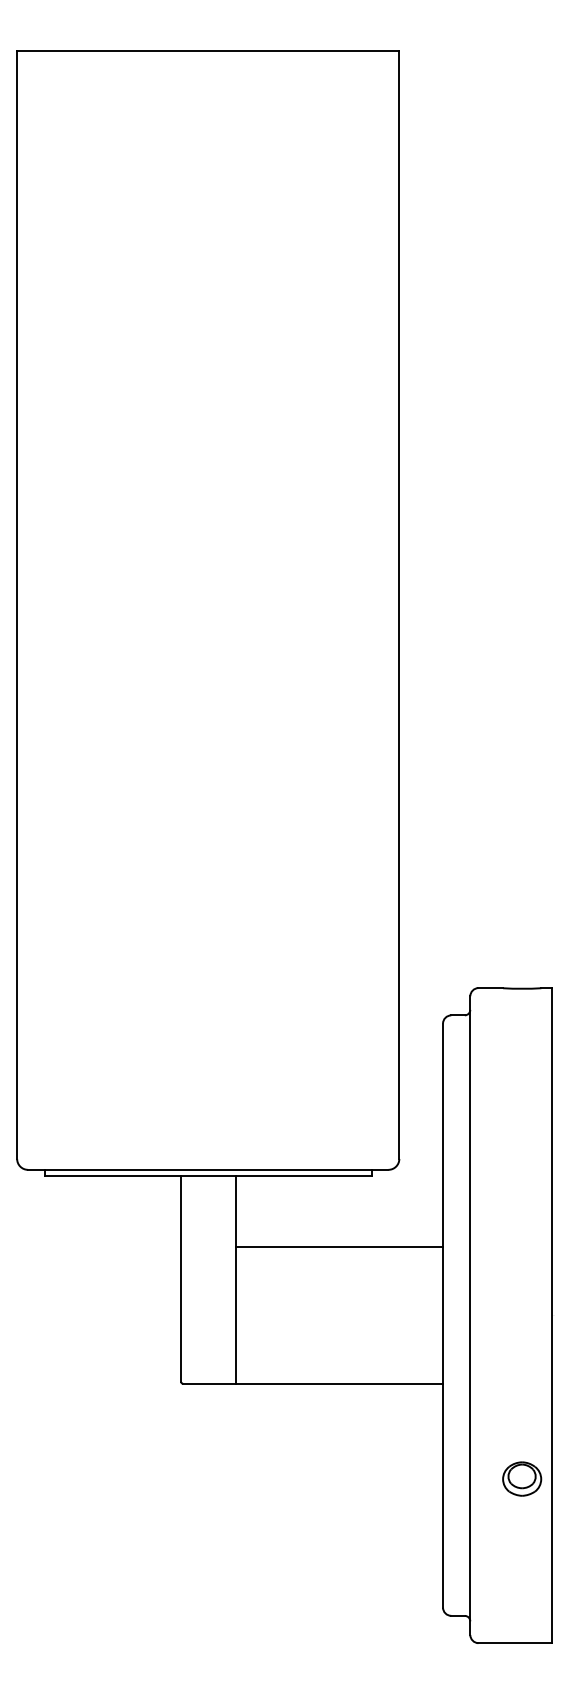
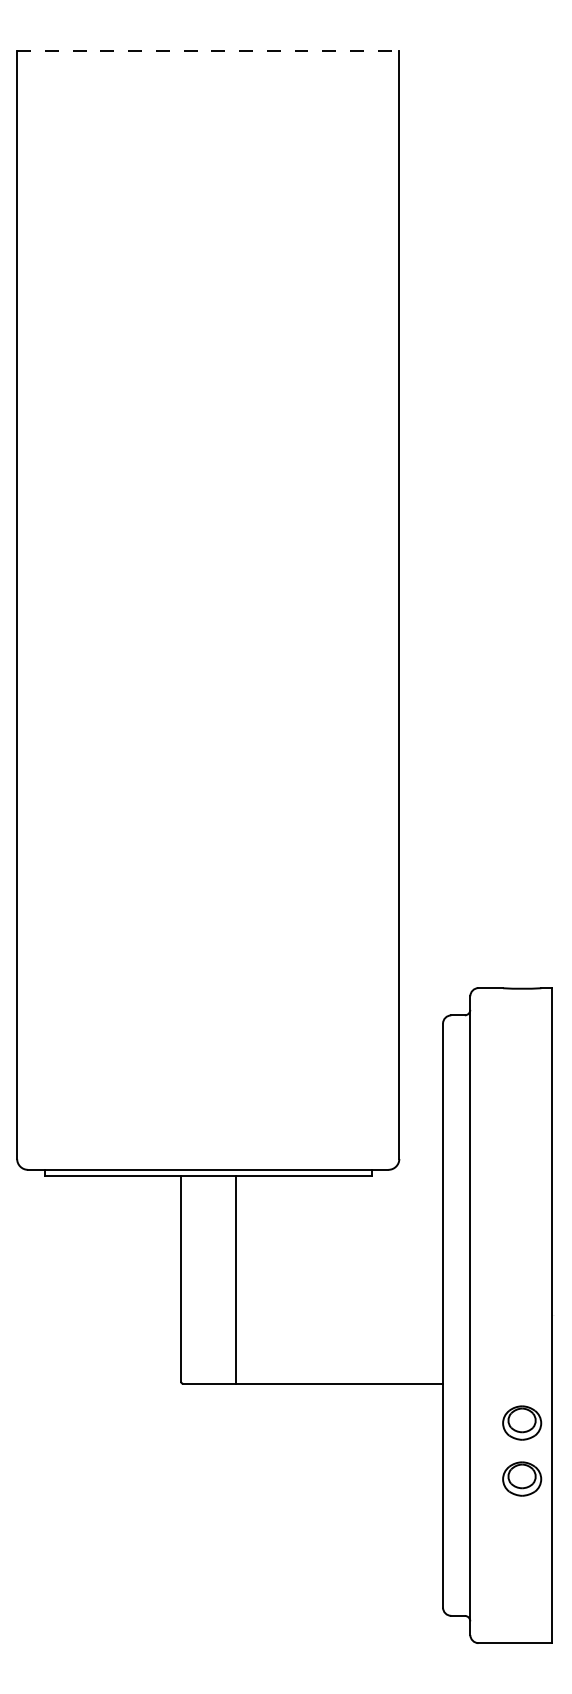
line: solid -> dashed (208, 50)
line: present -> none (339, 1247)
part: none -> present (522, 1422)
